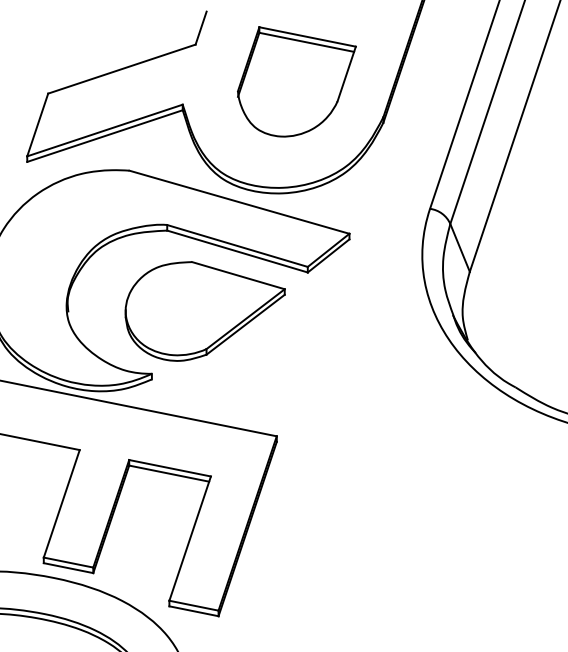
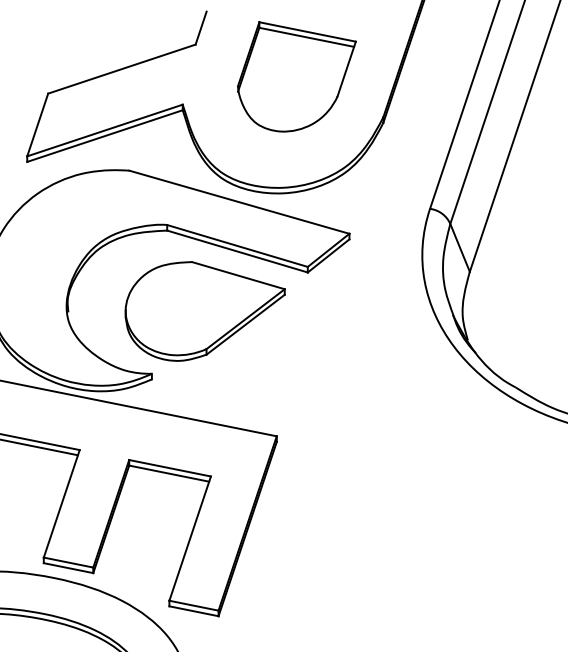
part position: (296, 81) -> (296, 76) (296, 76)
line: none -> present (39, 447)
